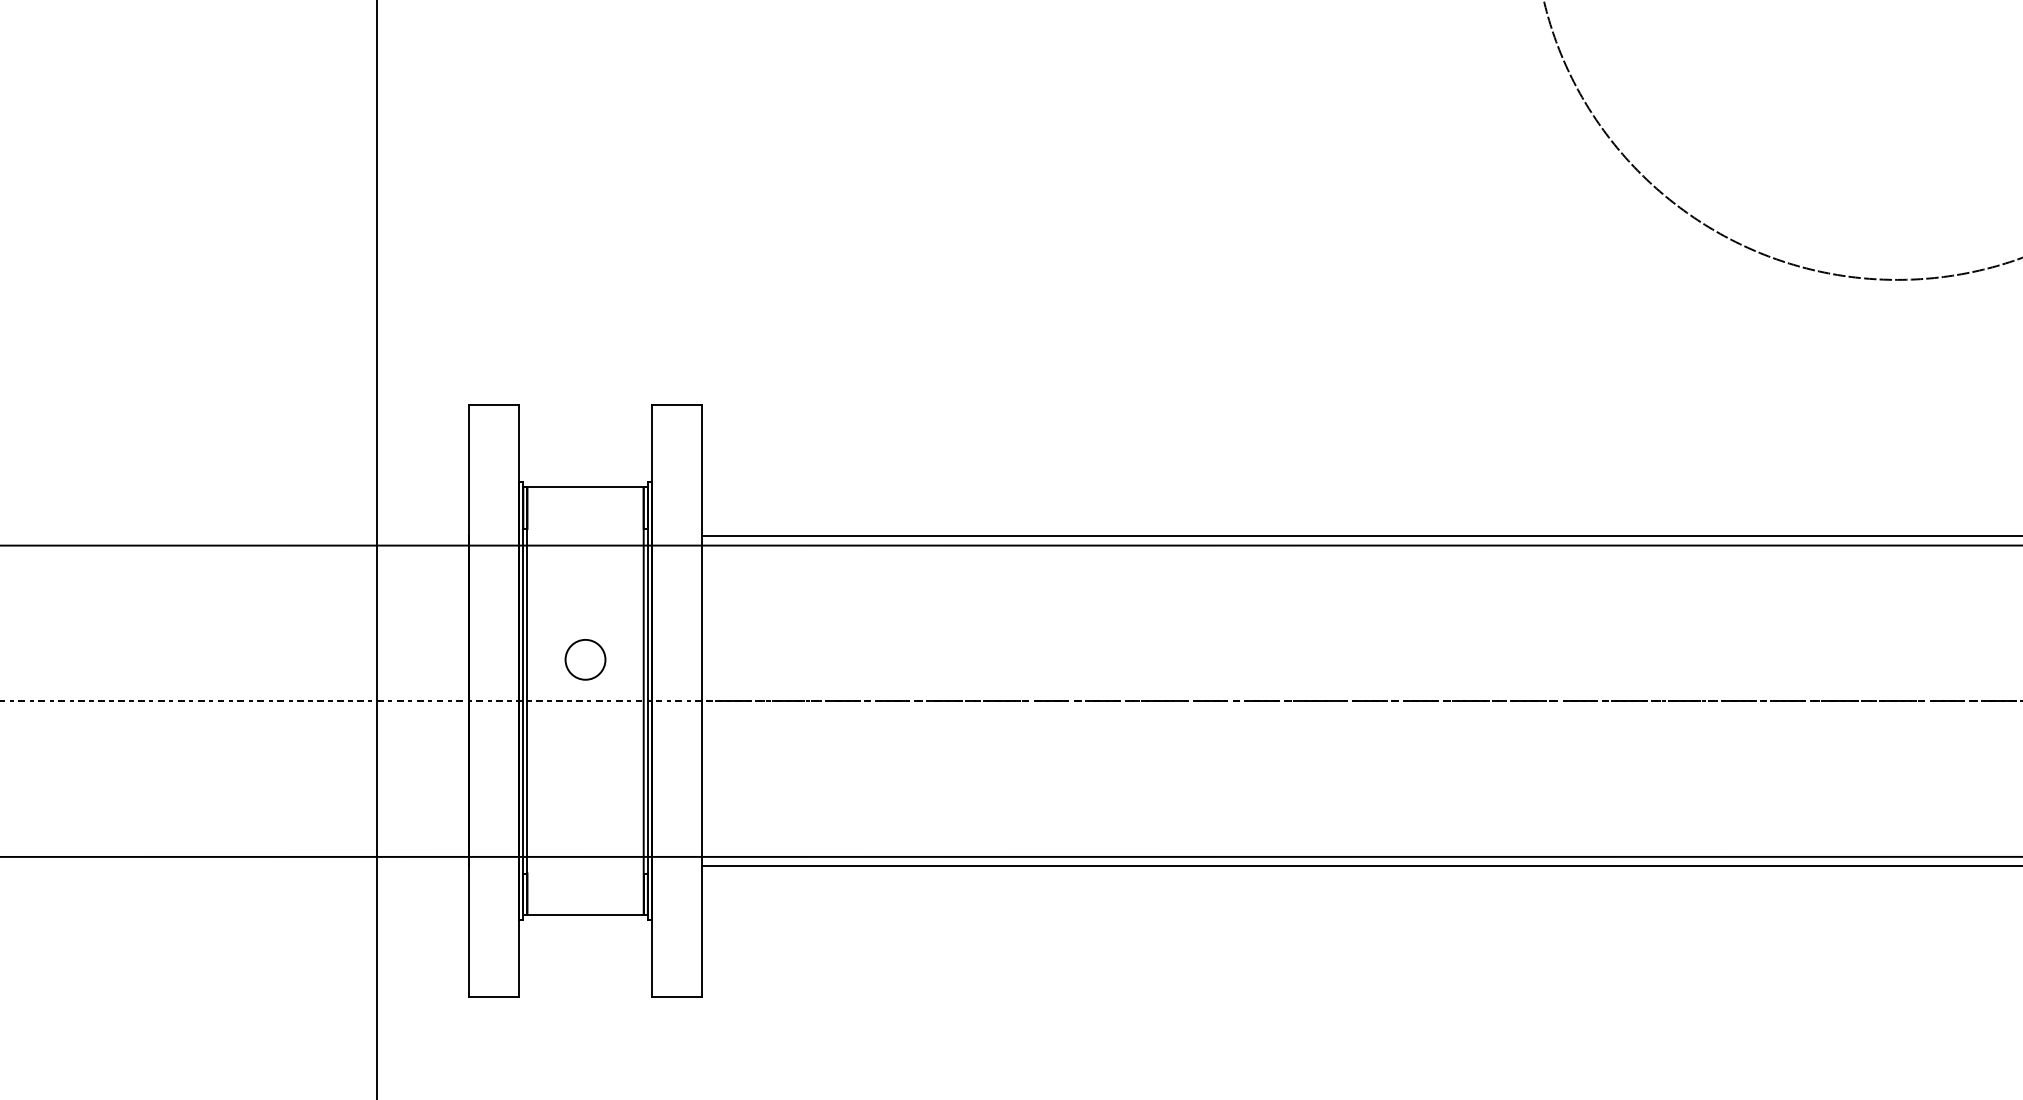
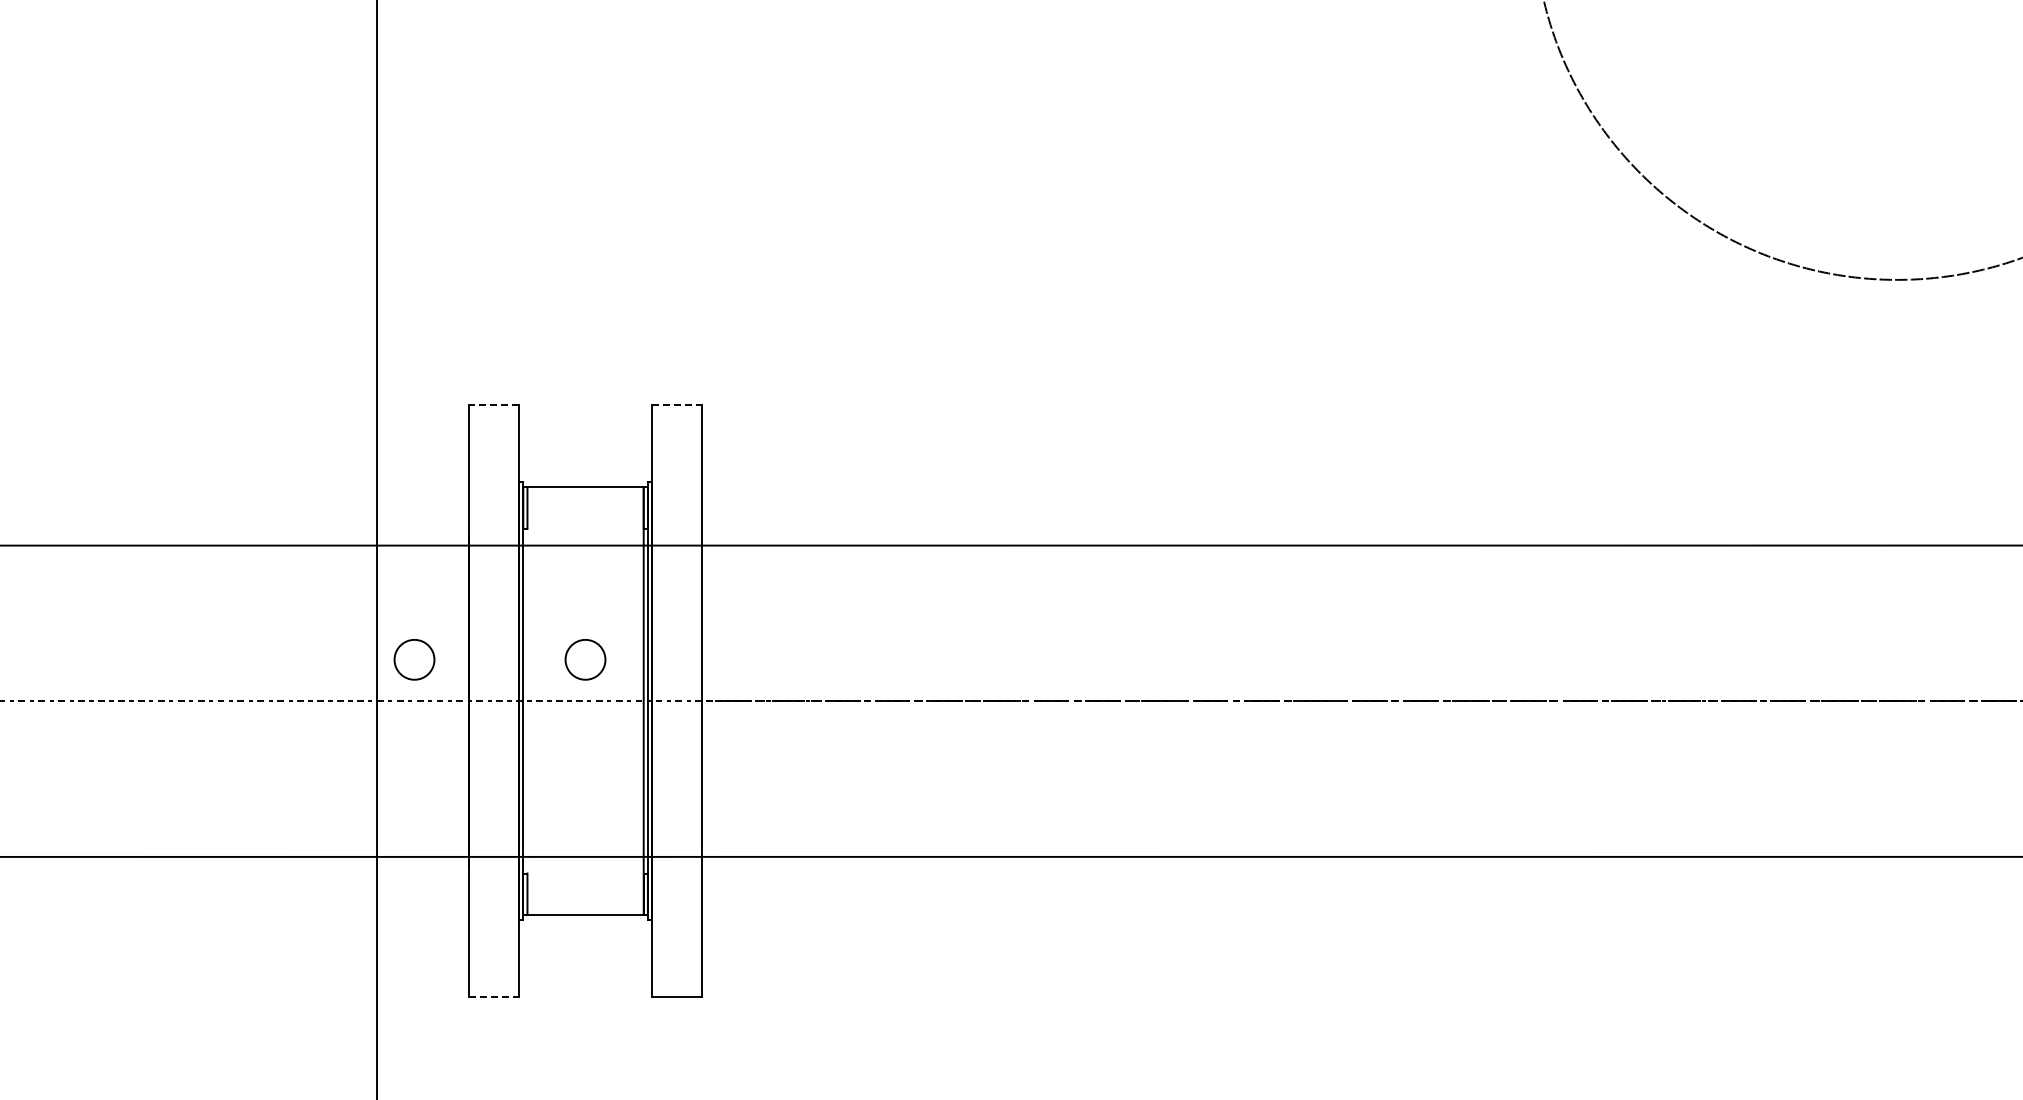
line: solid -> dashed (494, 405)
line: solid -> dashed (676, 405)
line: present -> none (1360, 536)
circle: none -> present (414, 659)
line: present -> none (527, 701)
line: present -> none (1360, 866)
line: solid -> dashed (494, 997)
